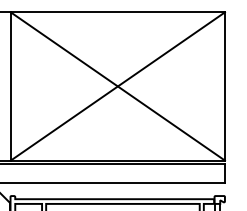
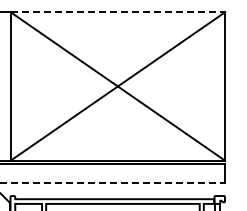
line: solid -> dashed (118, 12)
line: solid -> dashed (113, 182)
